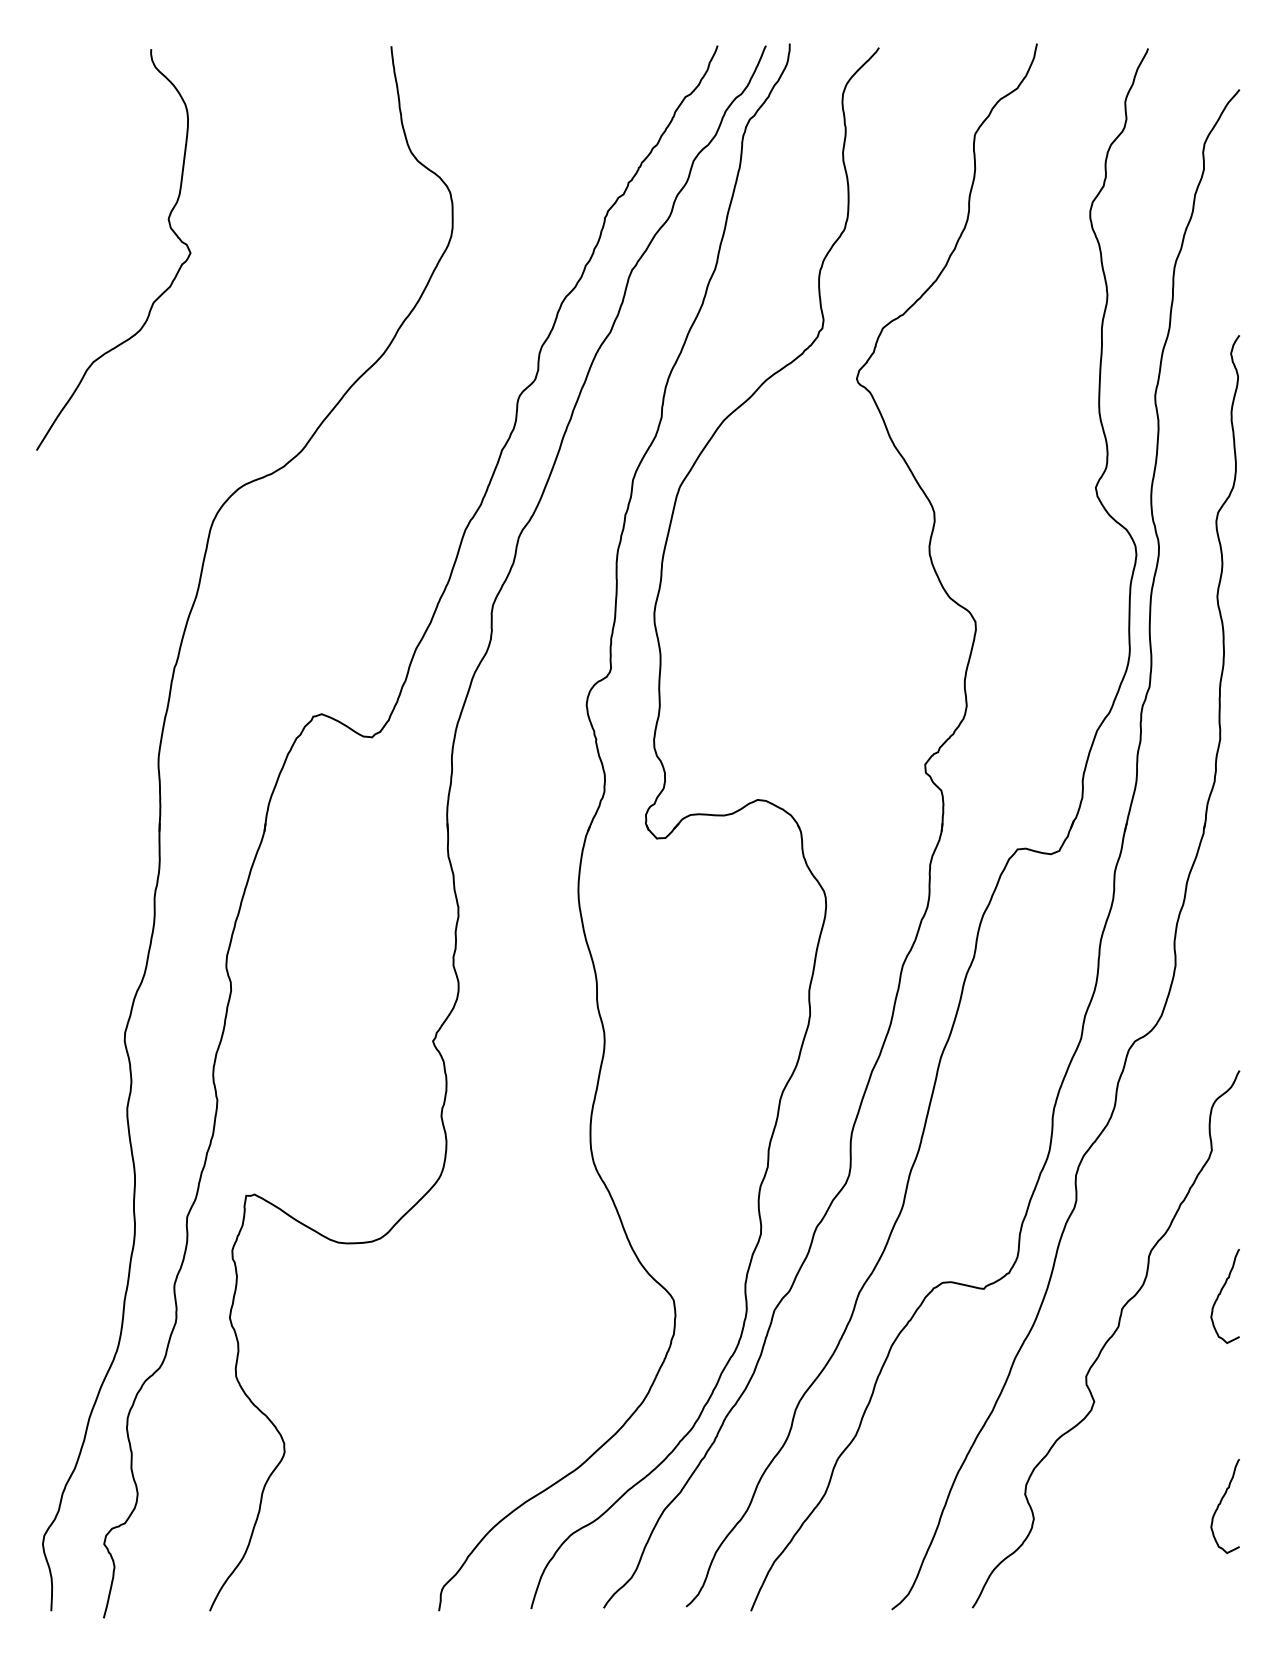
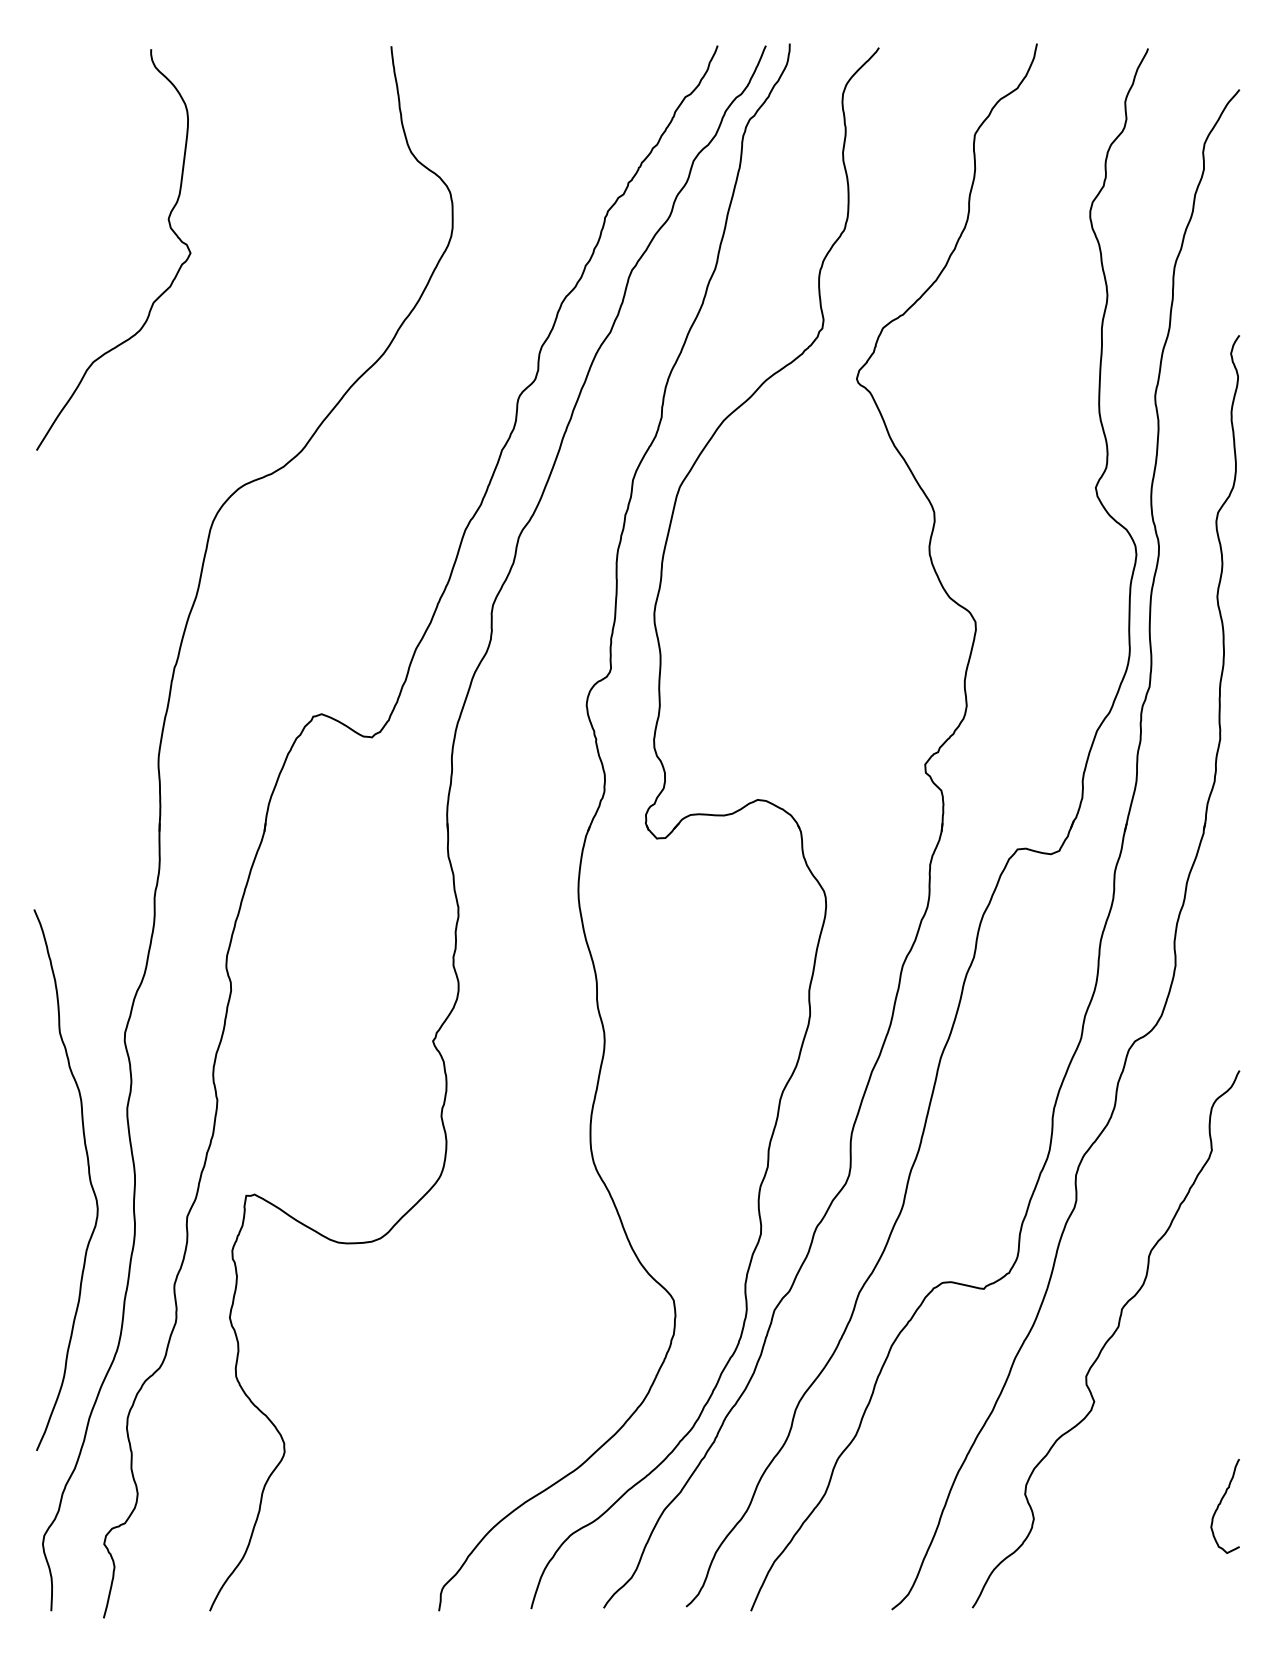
curve: none -> present (88, 1176)
curve: present -> none (1221, 1293)
